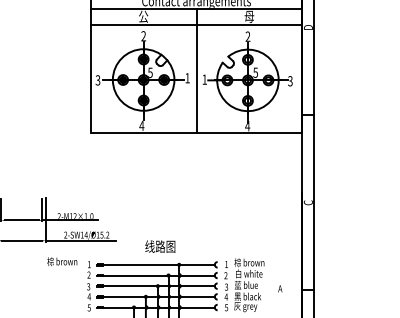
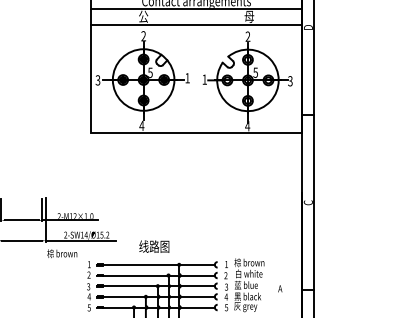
line: present -> none (196, 70)
text position: (160, 246) -> (154, 246) (154, 246)
text position: (62, 261) -> (62, 253) (62, 253)
